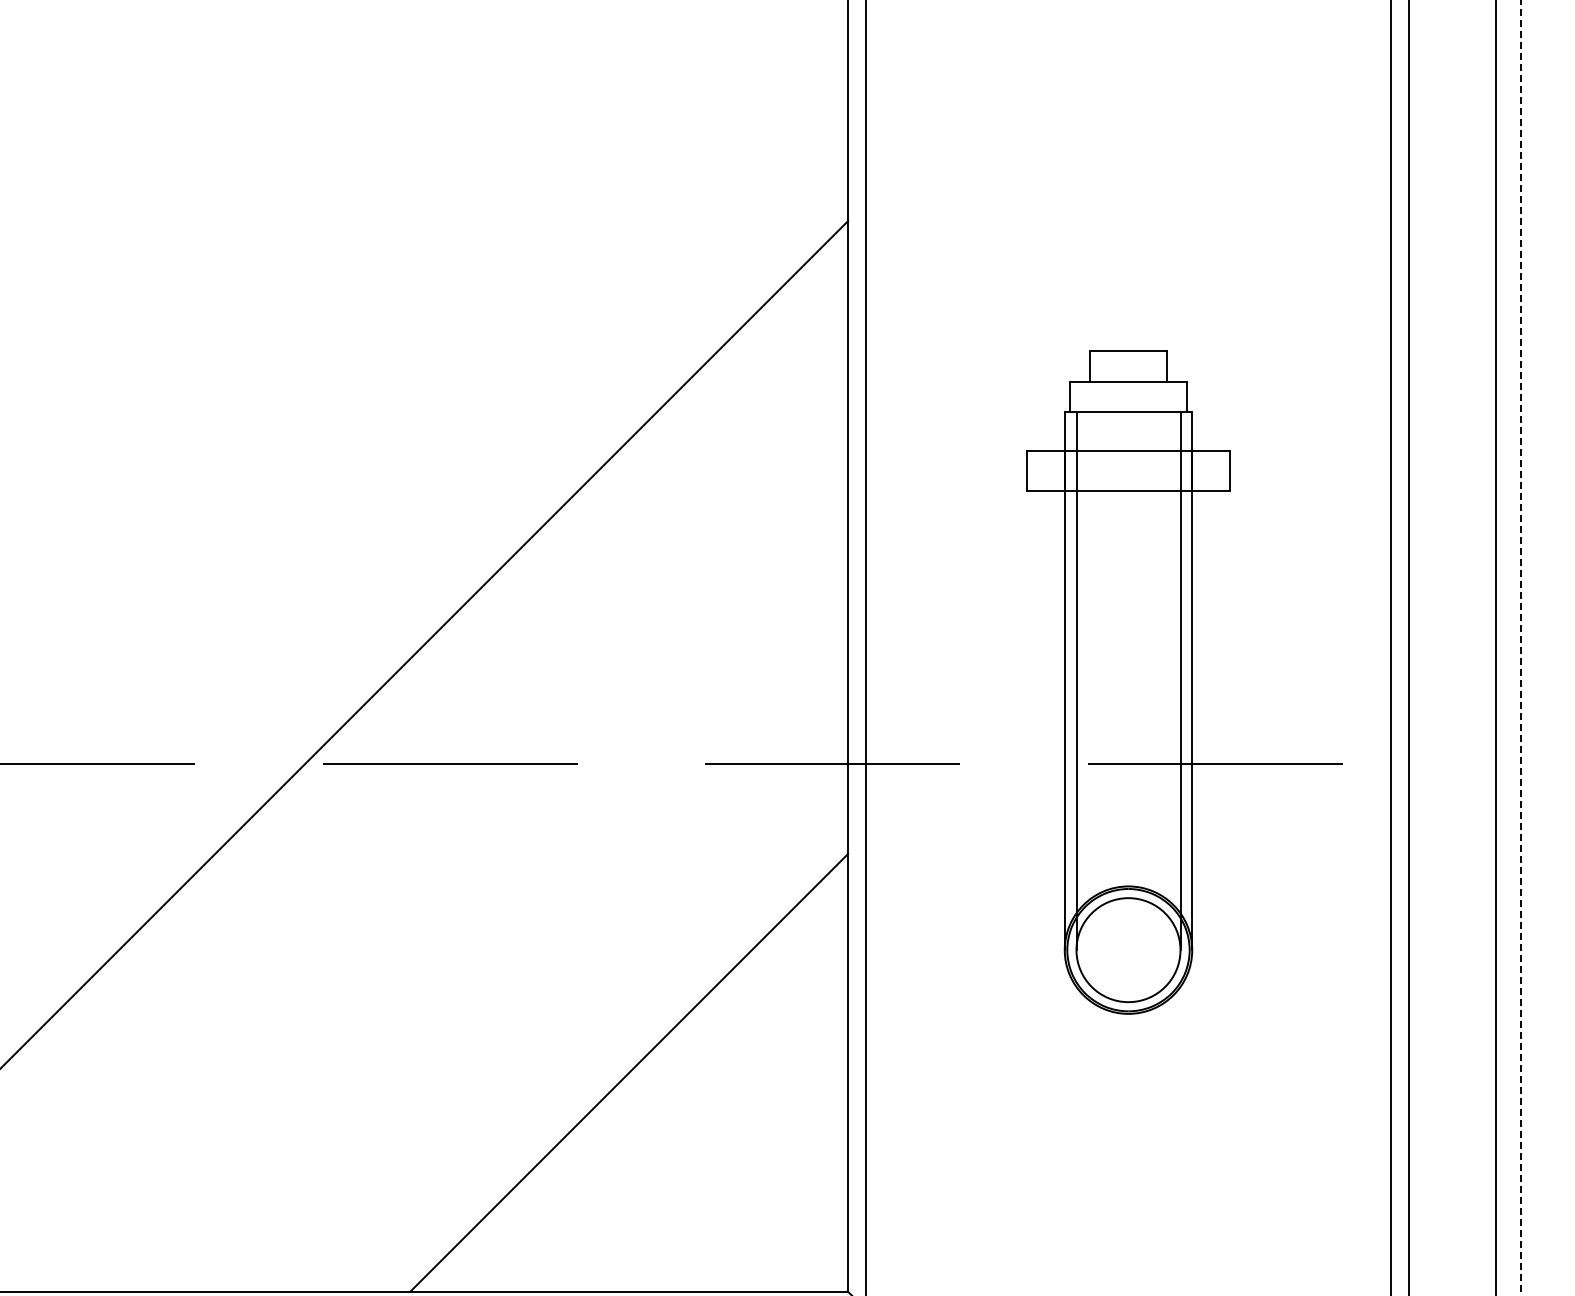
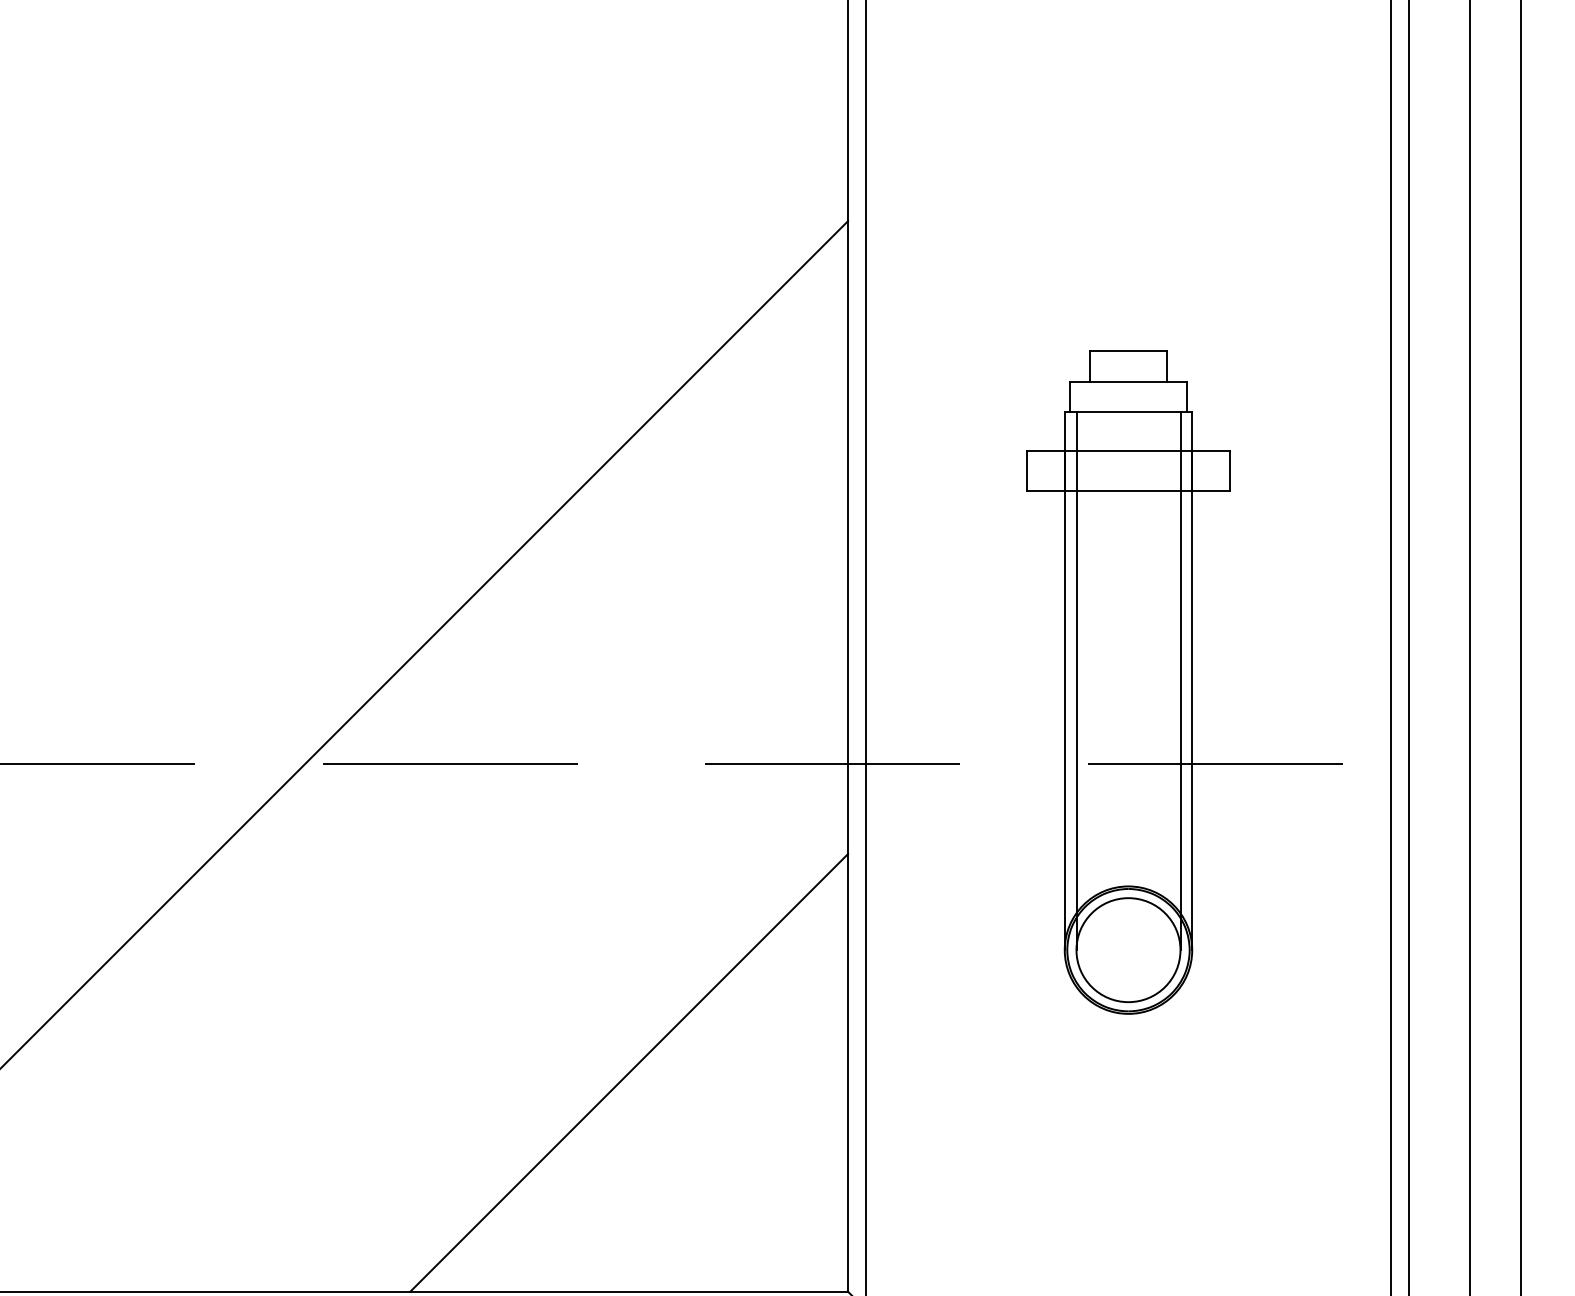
line position: (1496, 647) -> (1470, 647) (1470, 647)
line: dashed -> solid (1521, 647)
